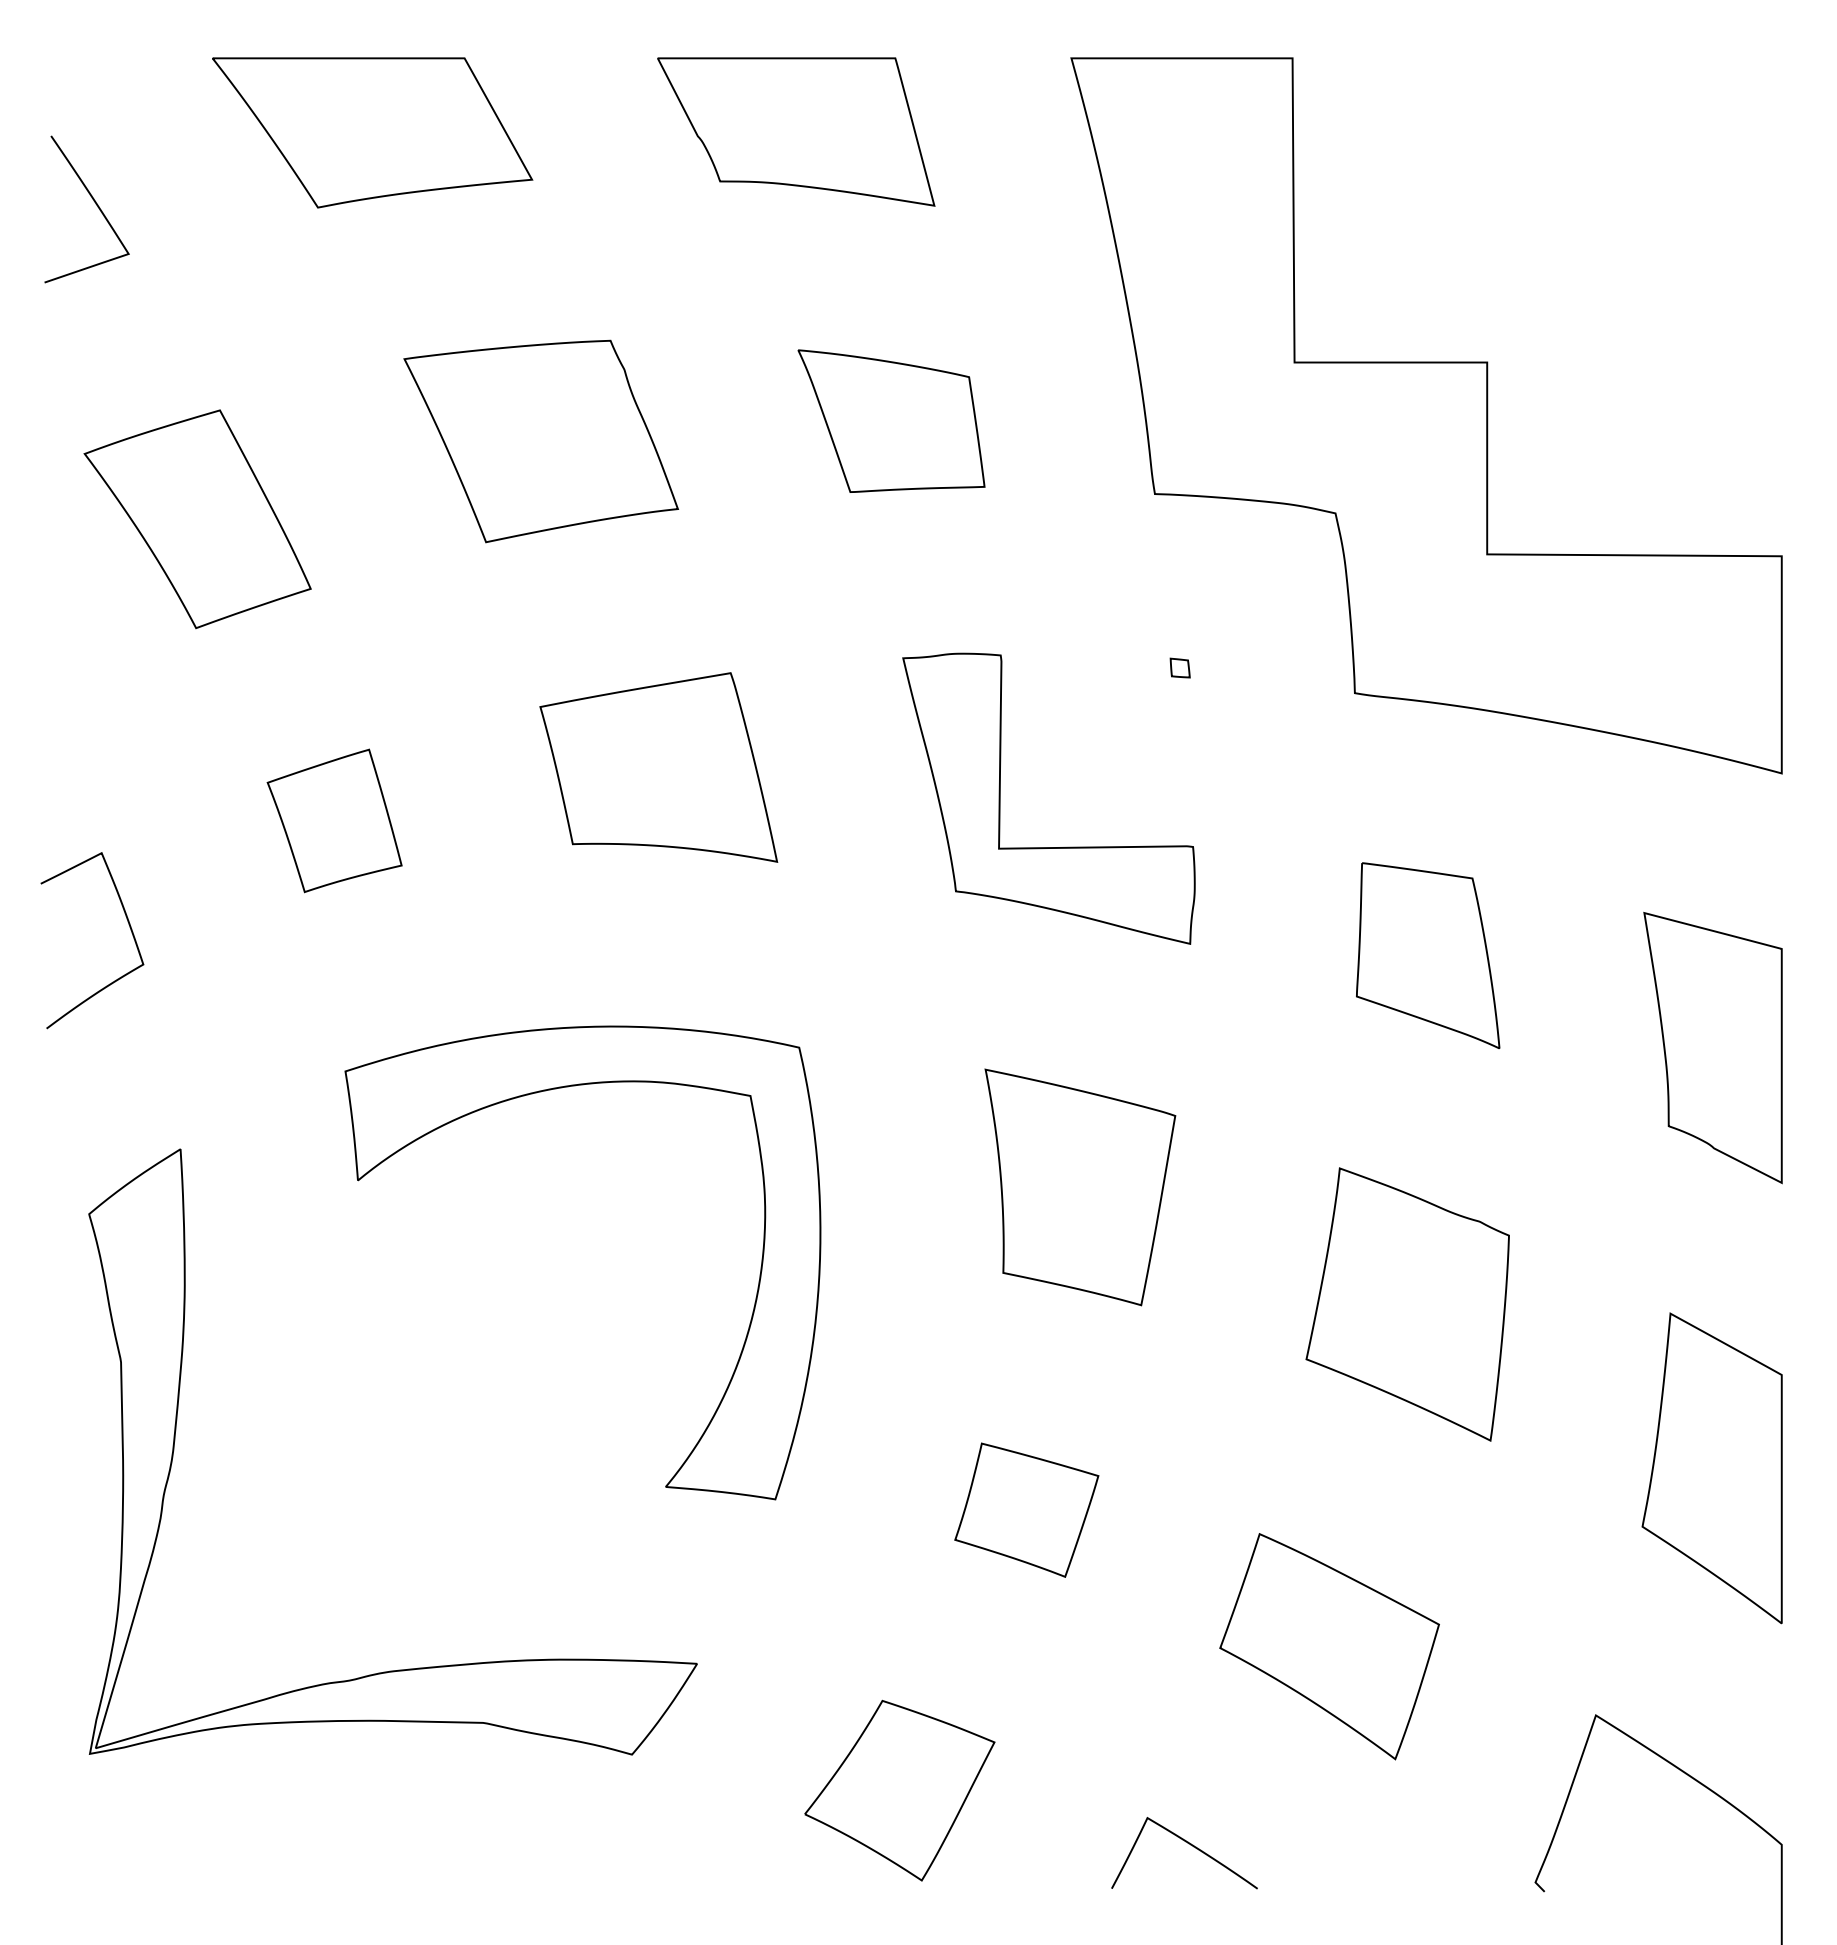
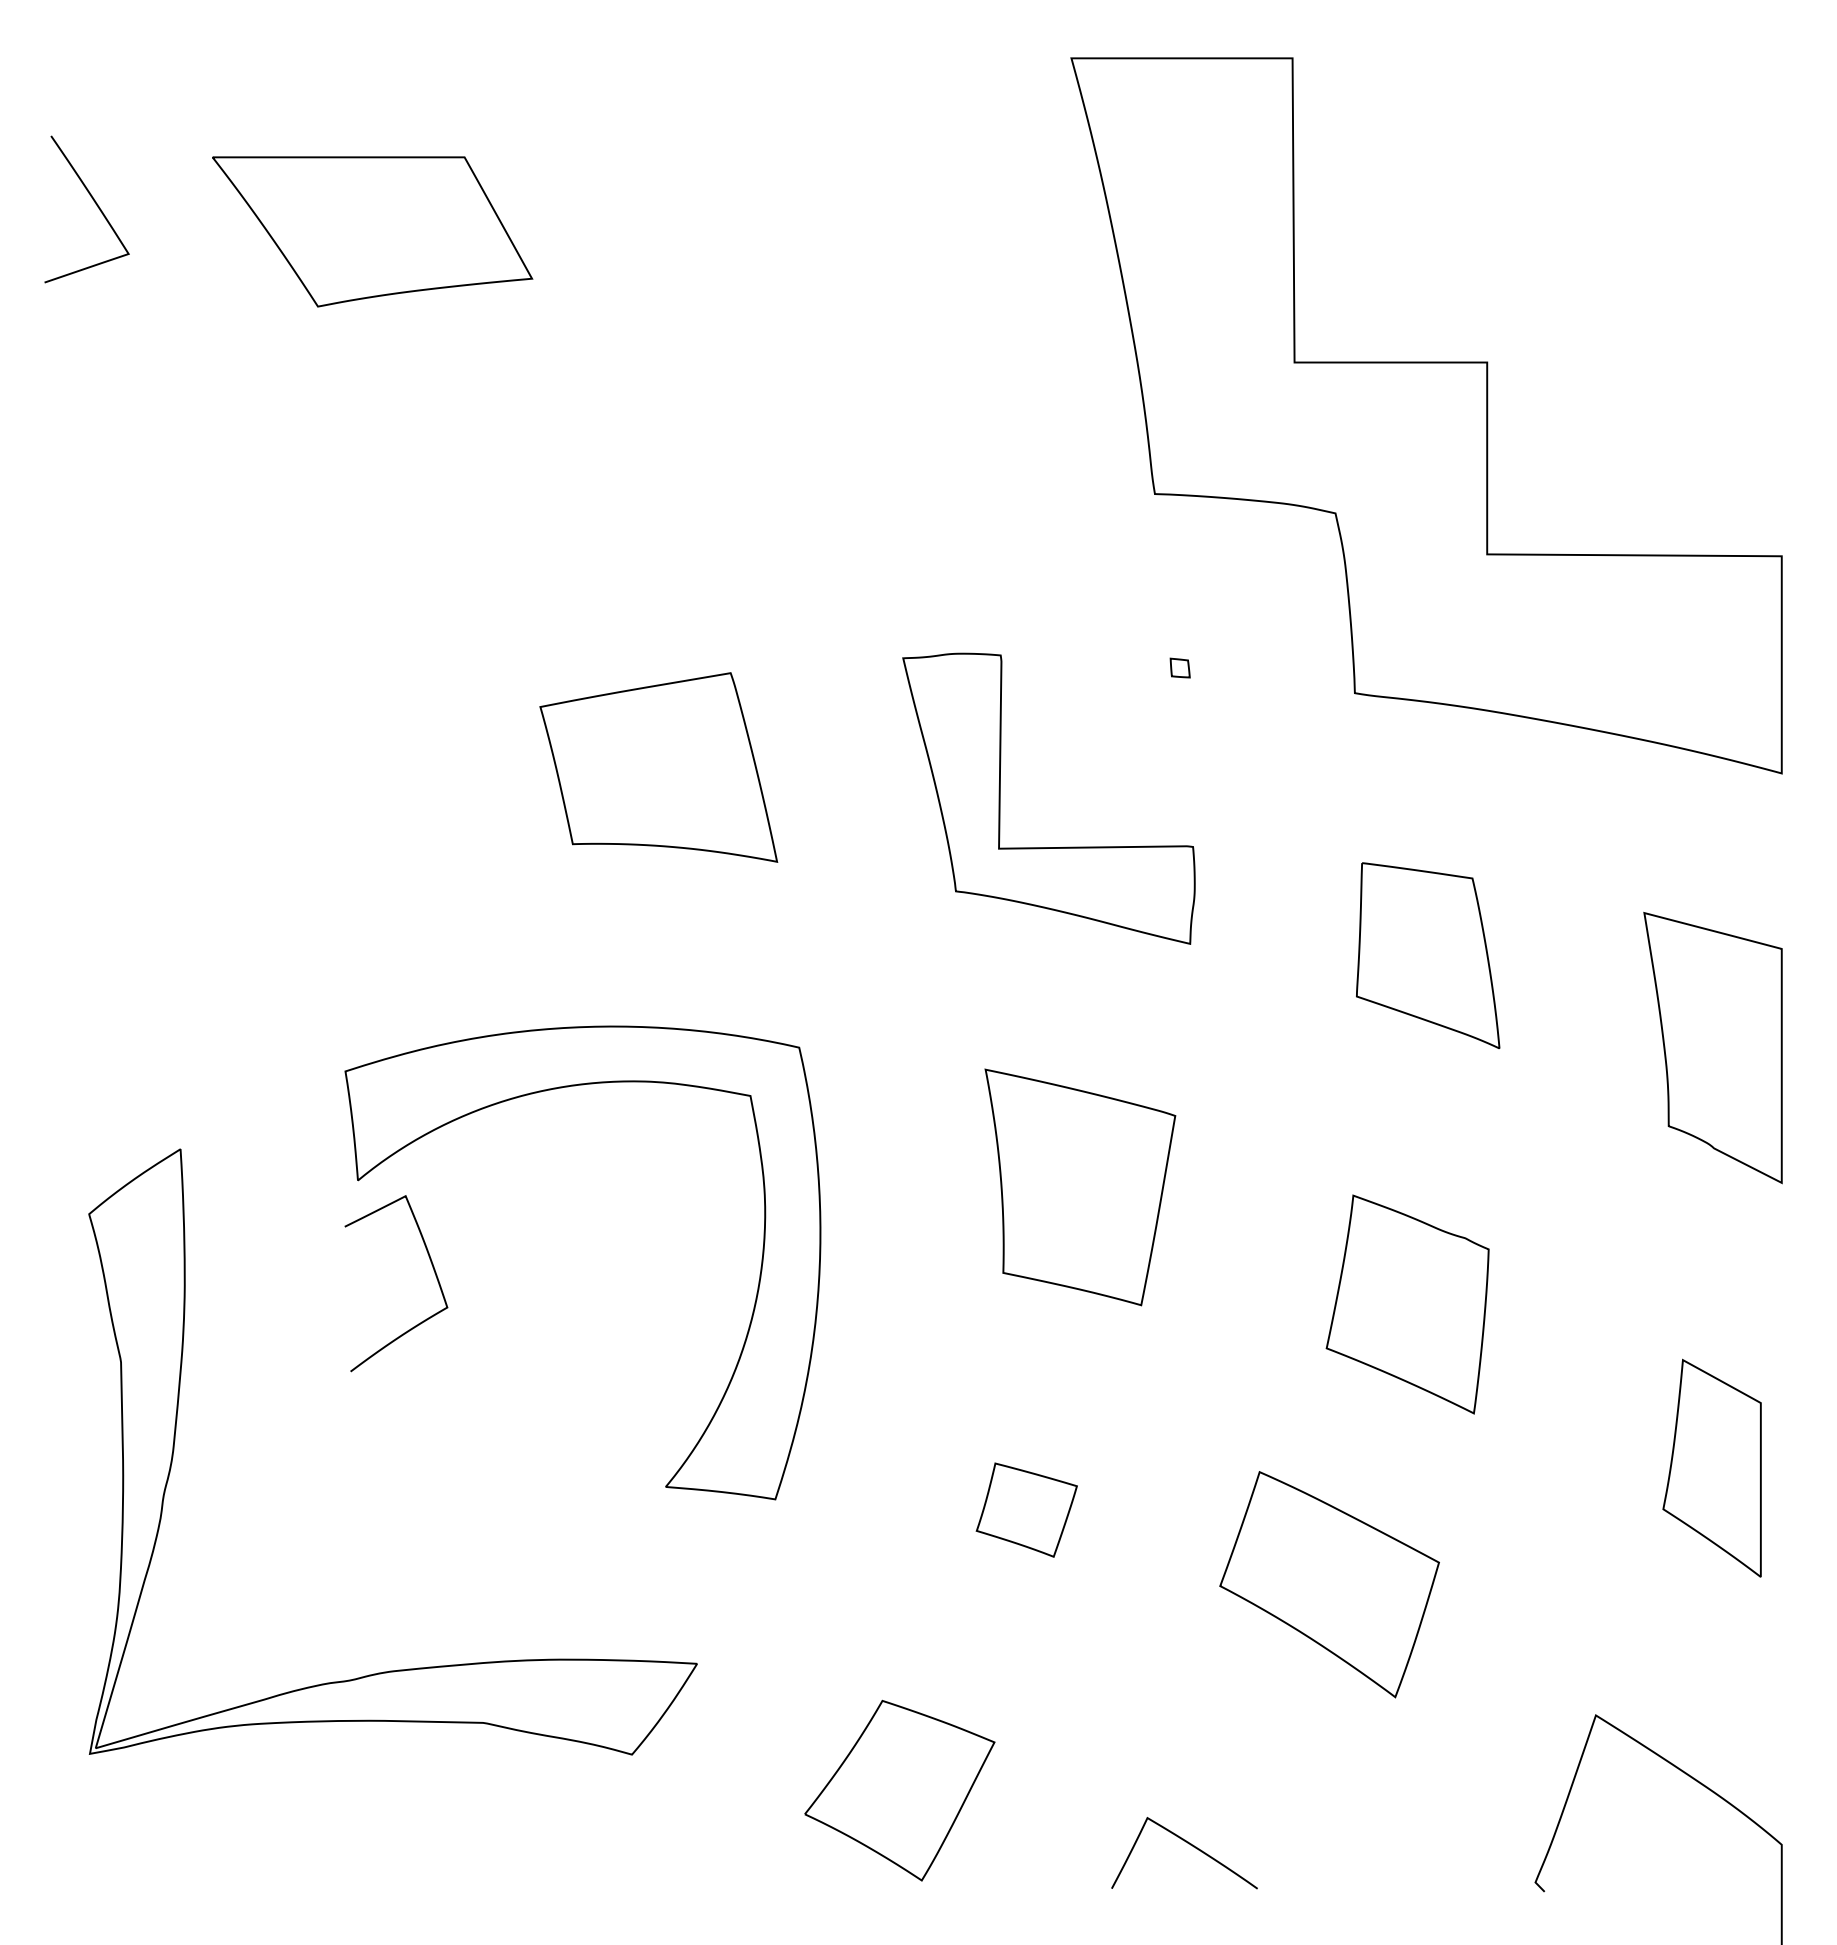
part: present -> none (796, 131)
part position: (372, 132) -> (372, 231) (372, 231)
part: present -> none (891, 420)
part: present -> none (541, 441)
part: present -> none (197, 519)
part: present -> none (334, 820)
curve position: (129, 927) -> (433, 1270) (433, 1270)
part size: 205x275 px -> 165x221 px (1407, 1304)
part size: 142x313 px -> 100x220 px (1711, 1467)
part size: 146x136 px -> 103x96 px (1026, 1509)
part position: (1329, 1646) -> (1329, 1584) (1329, 1584)
